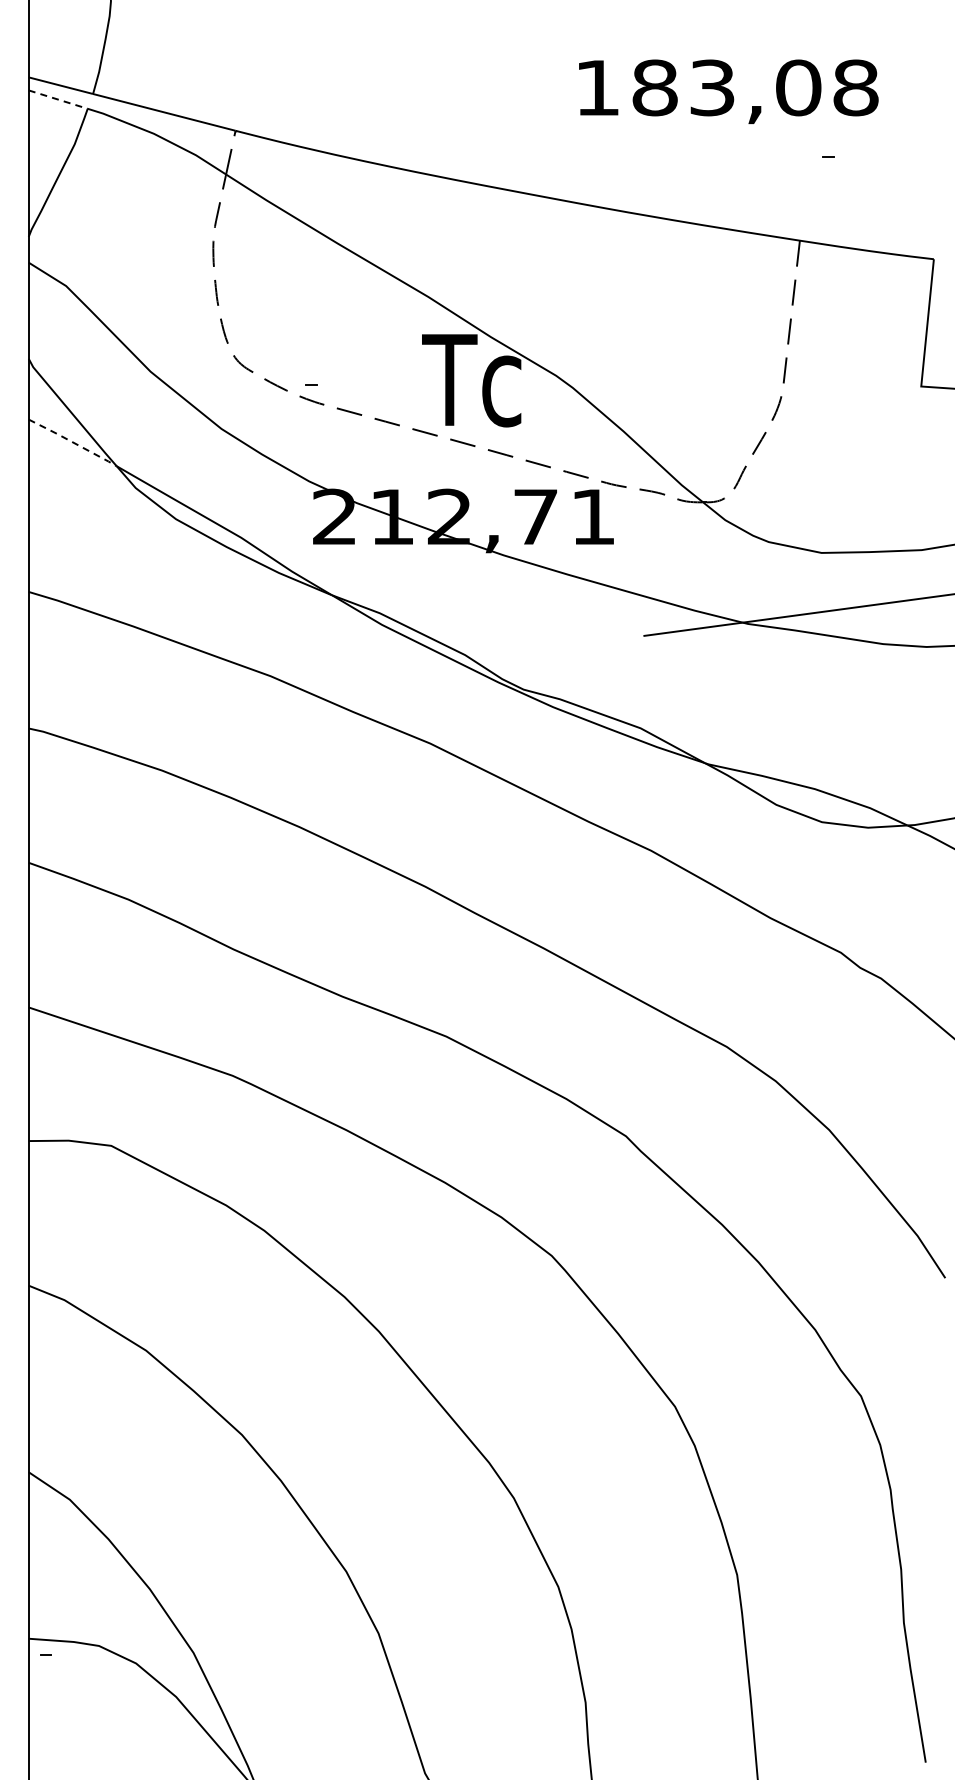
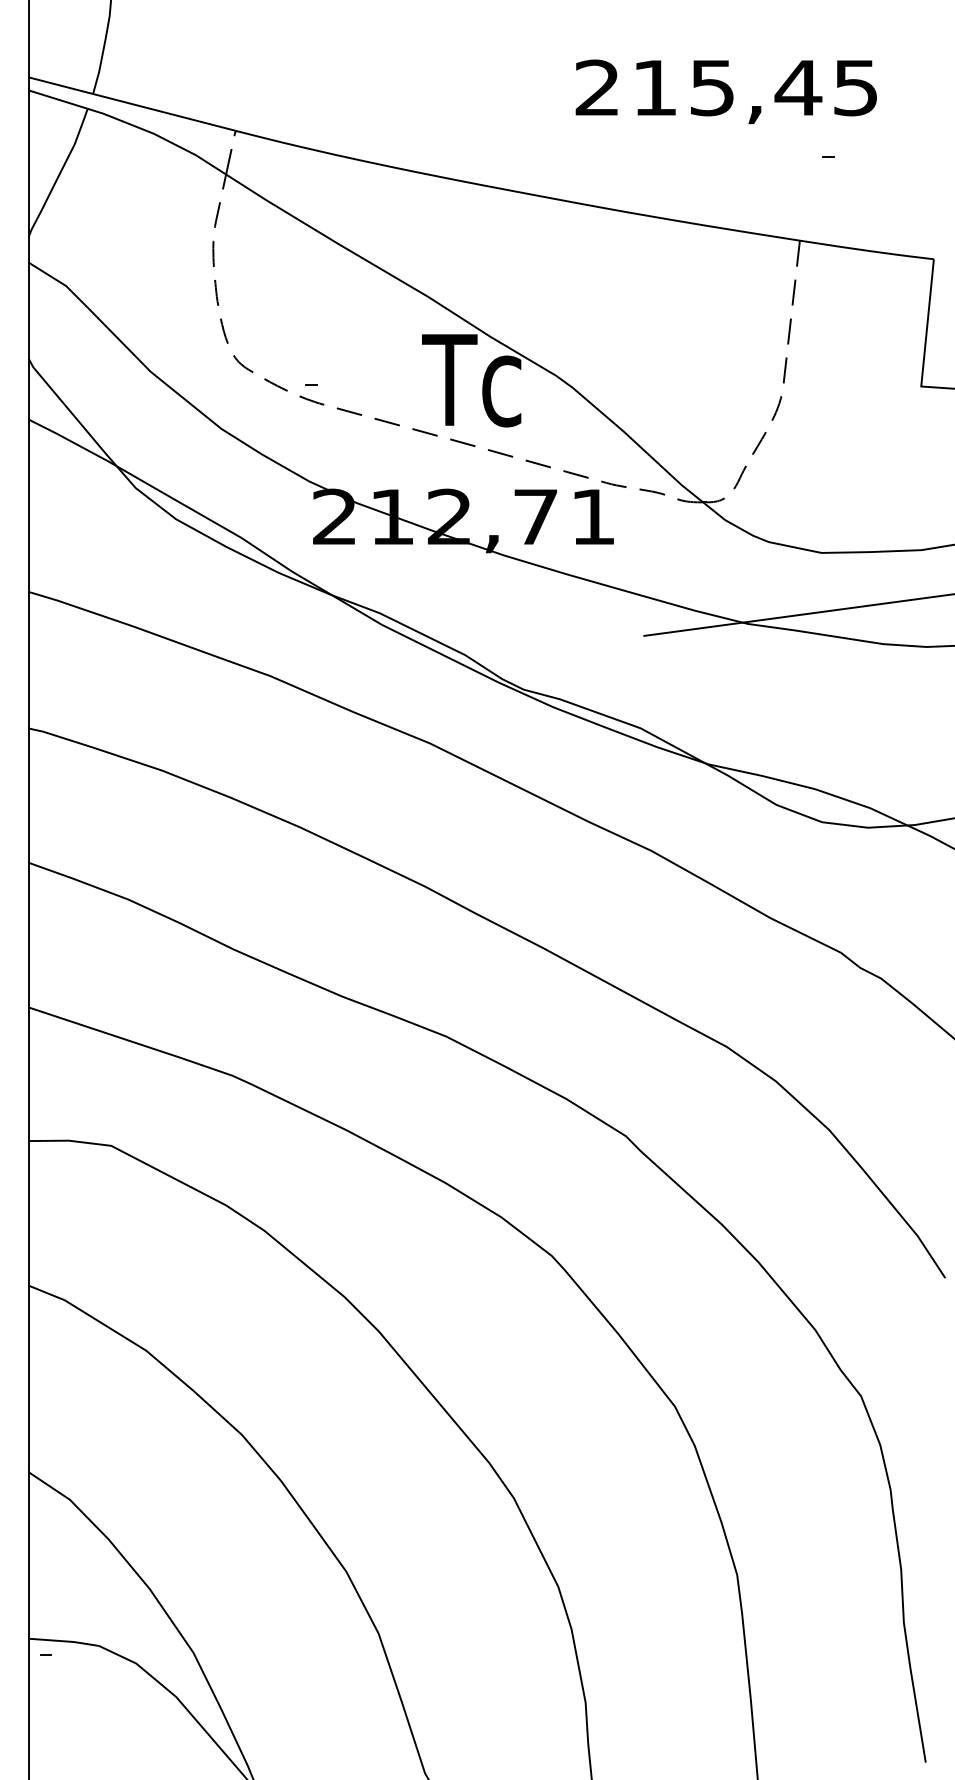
text: 183,08 -> 215,45 (726, 87)
line: dashed -> solid (58, 99)
line: dashed -> solid (73, 442)
